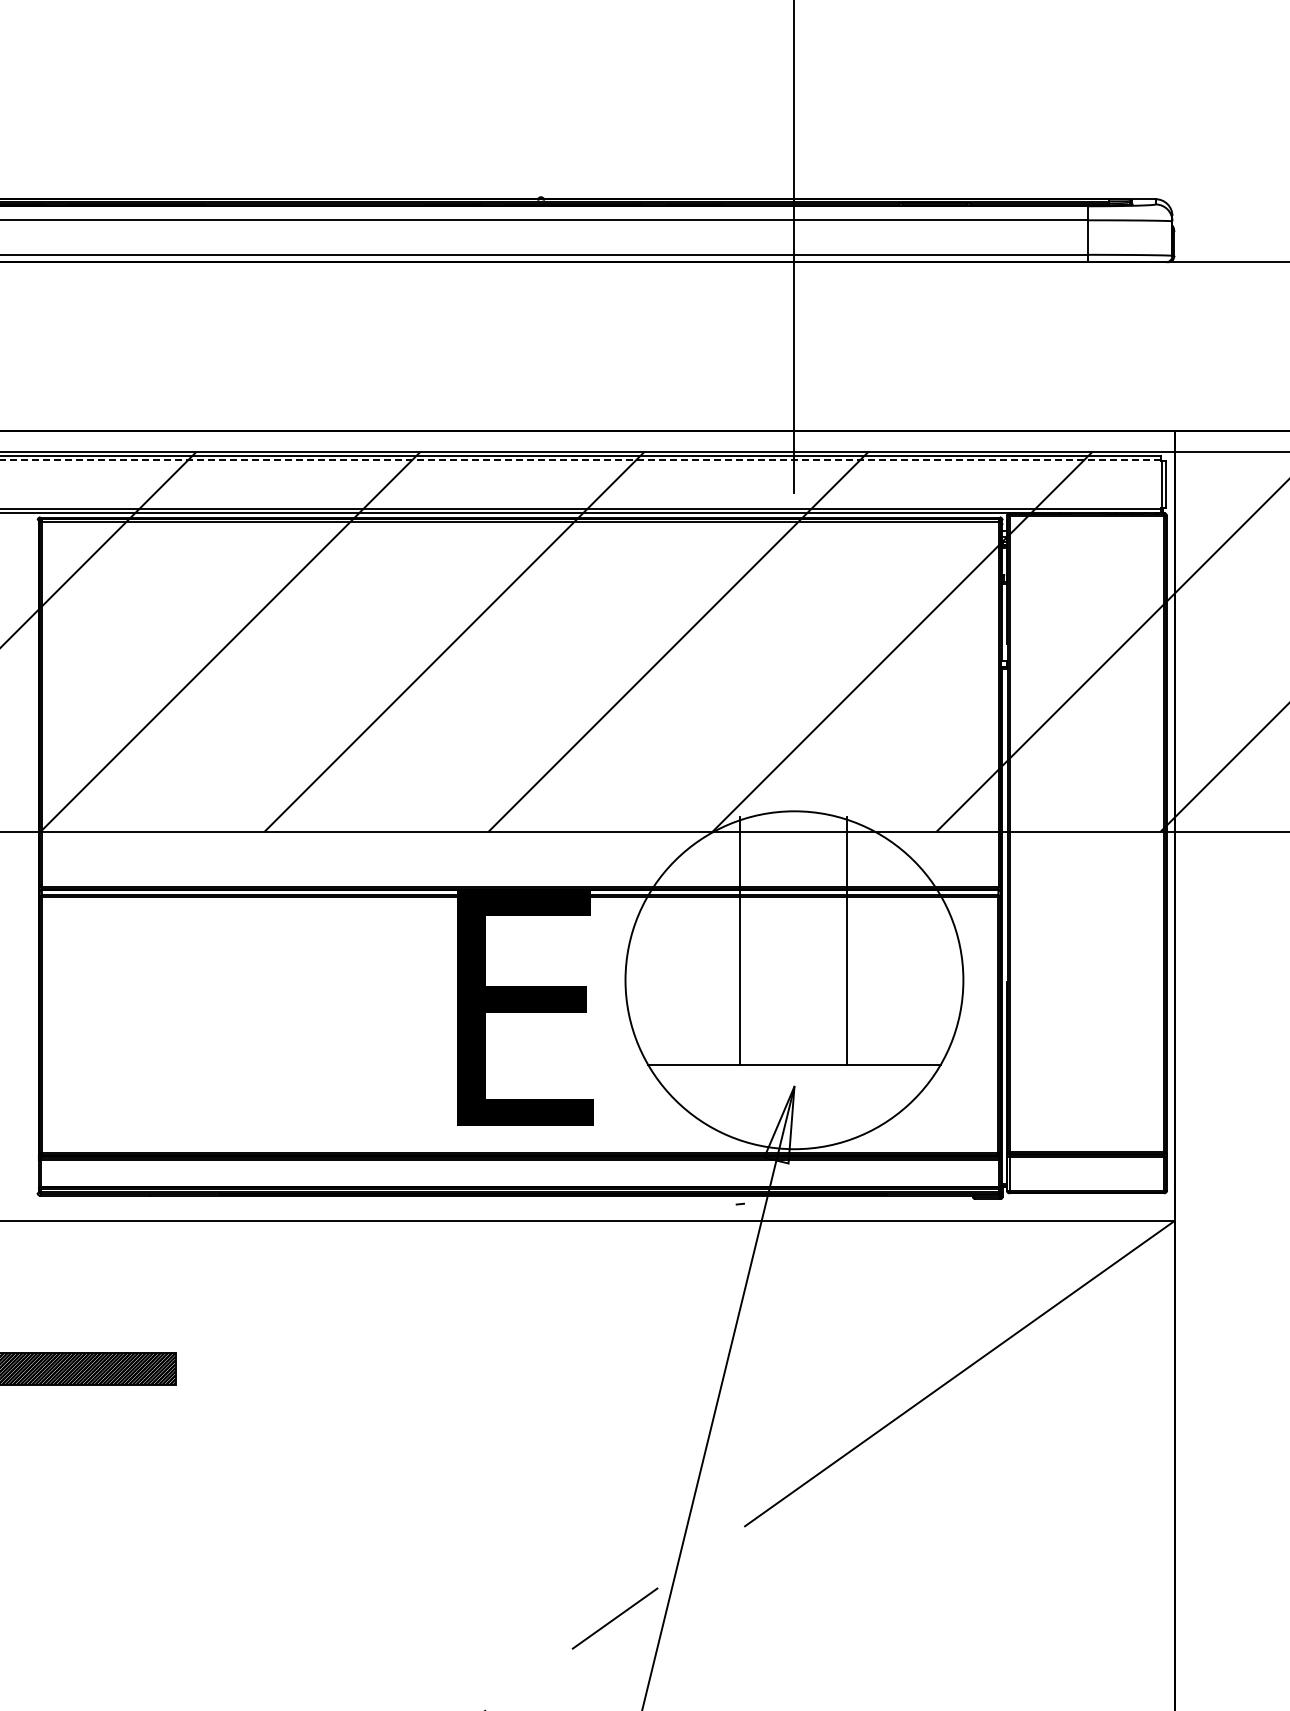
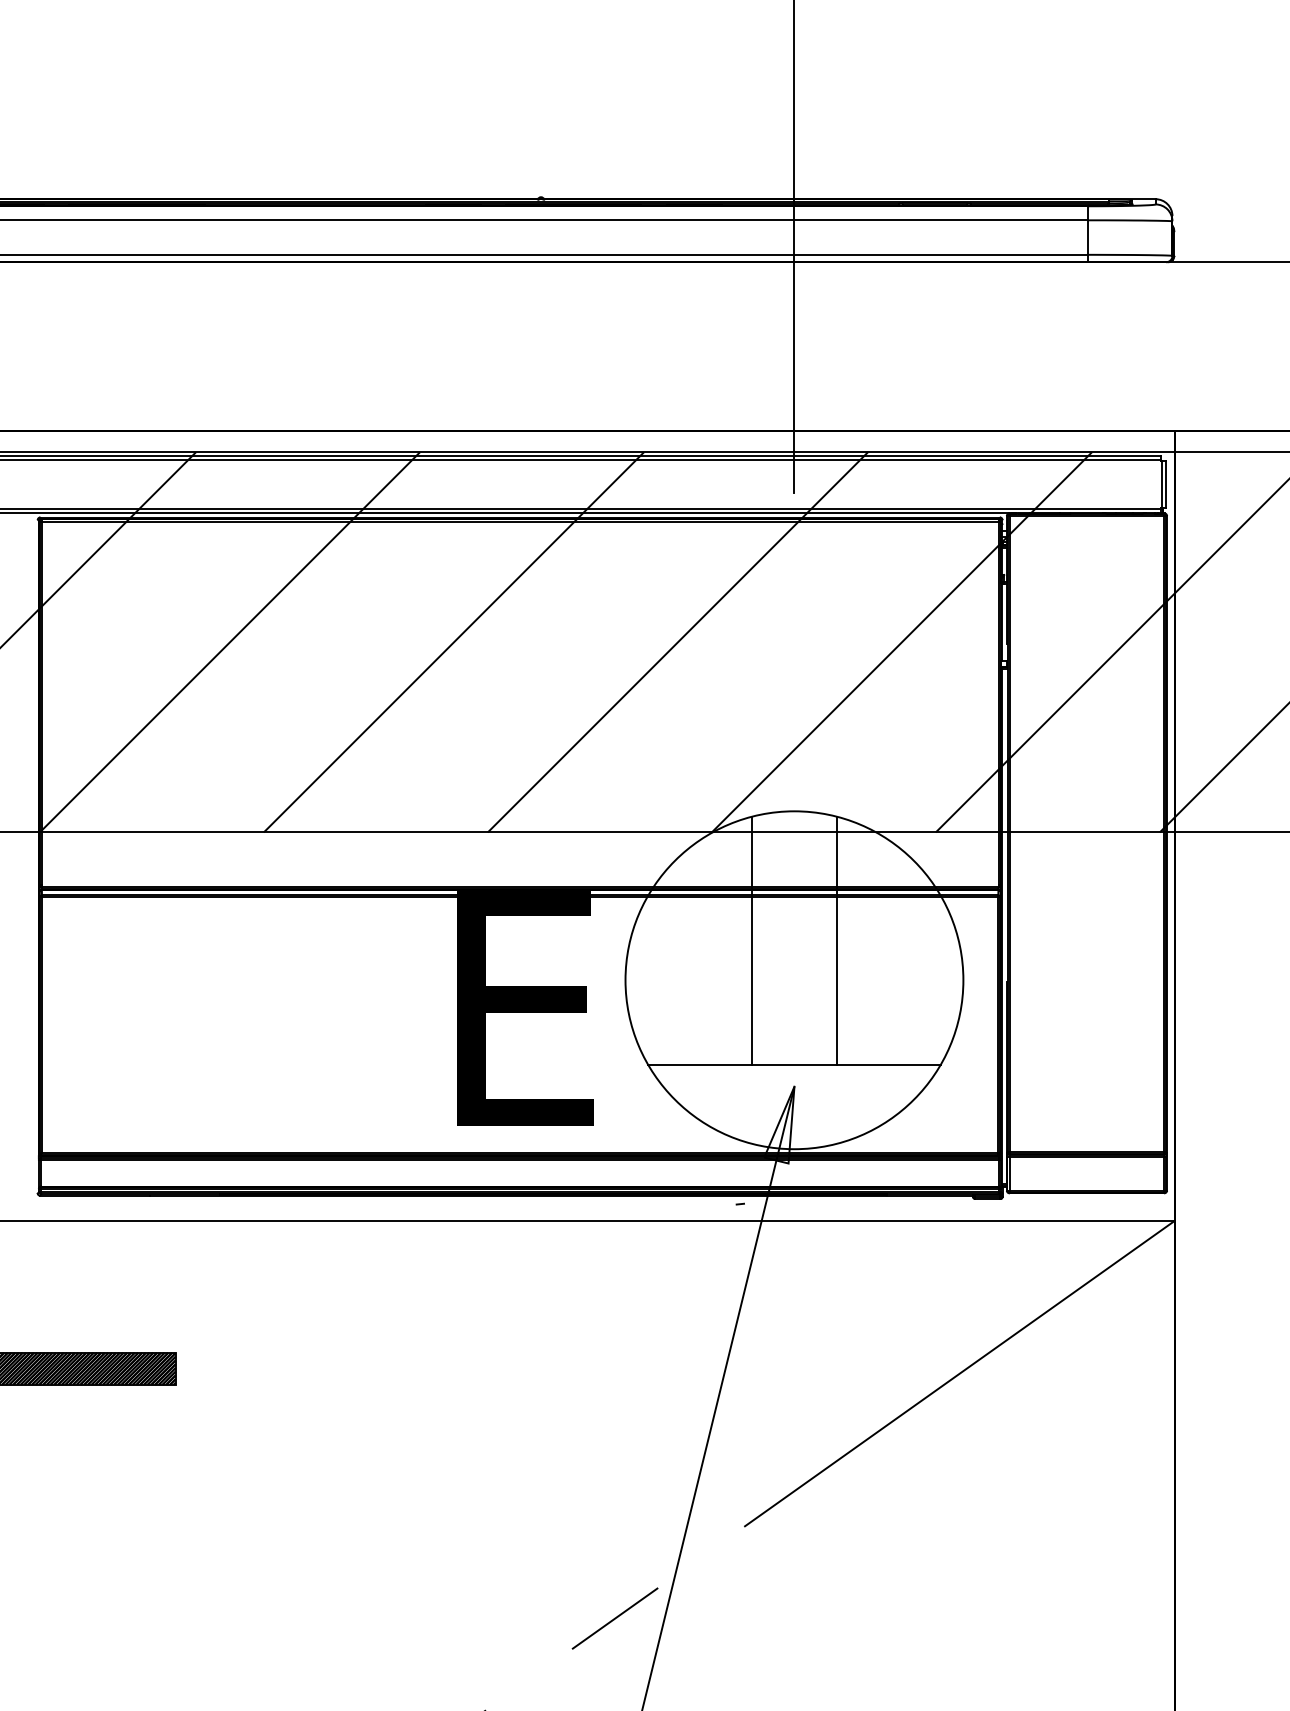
line: dashed -> solid (580, 460)
line position: (740, 940) -> (752, 940) (752, 940)
line position: (846, 940) -> (836, 940) (836, 940)
